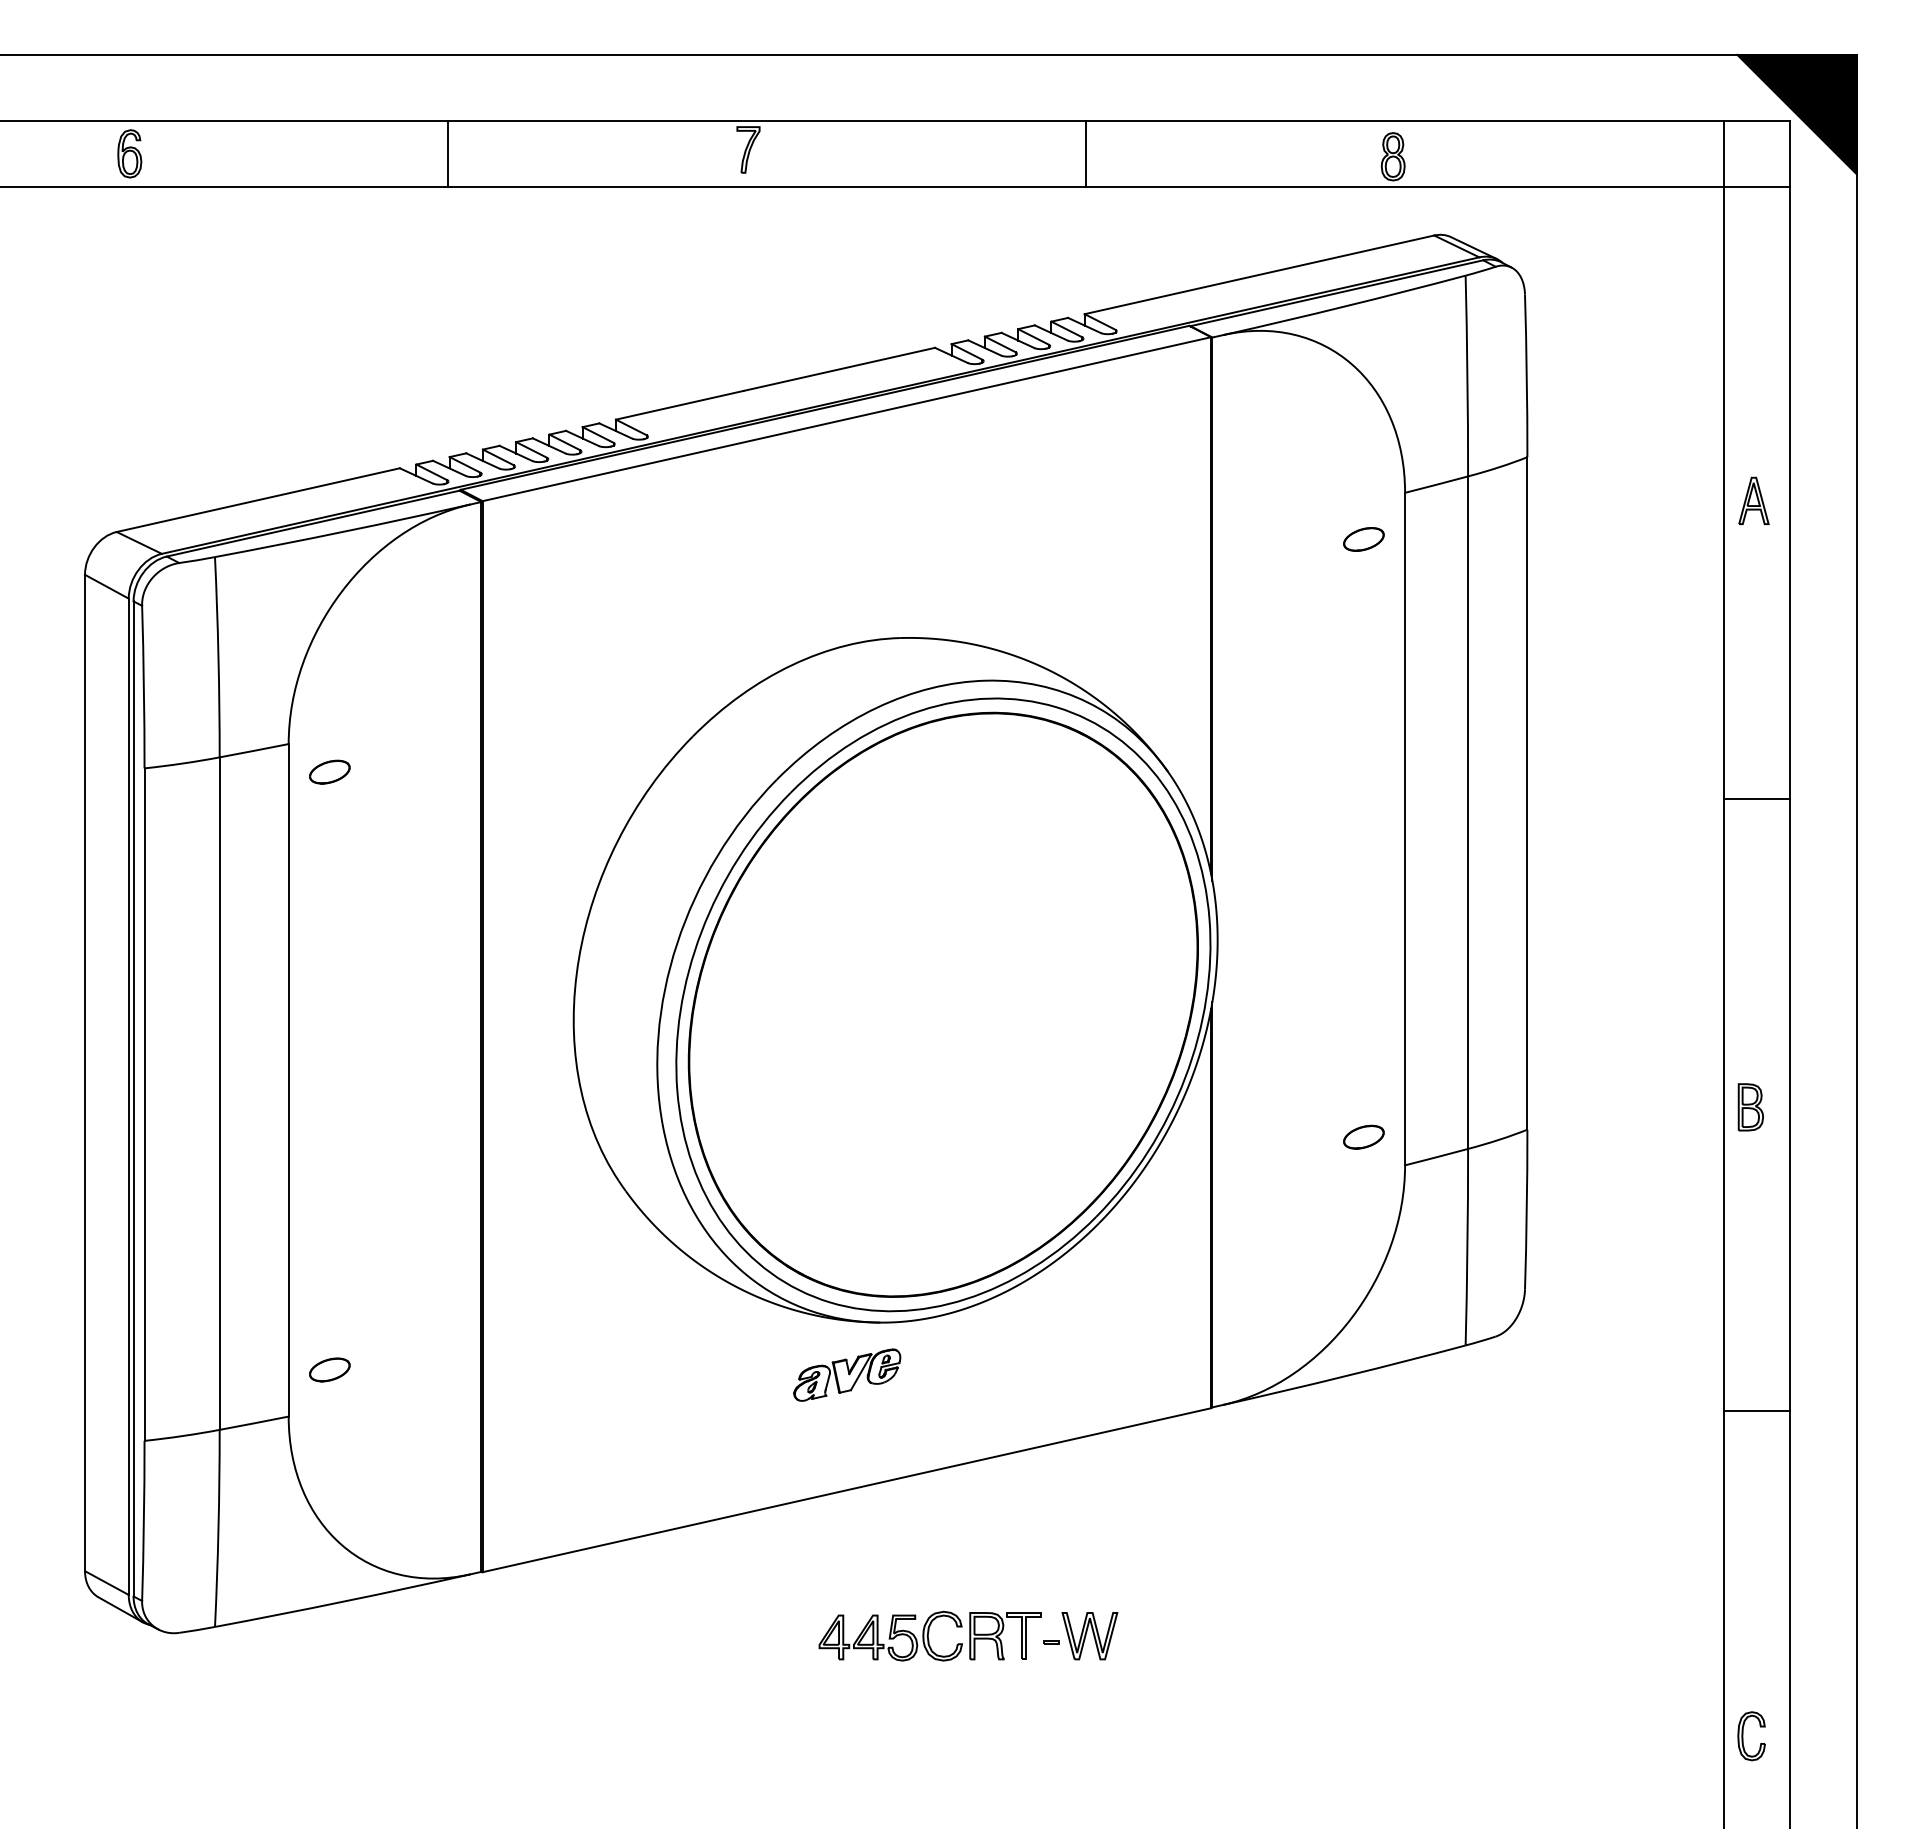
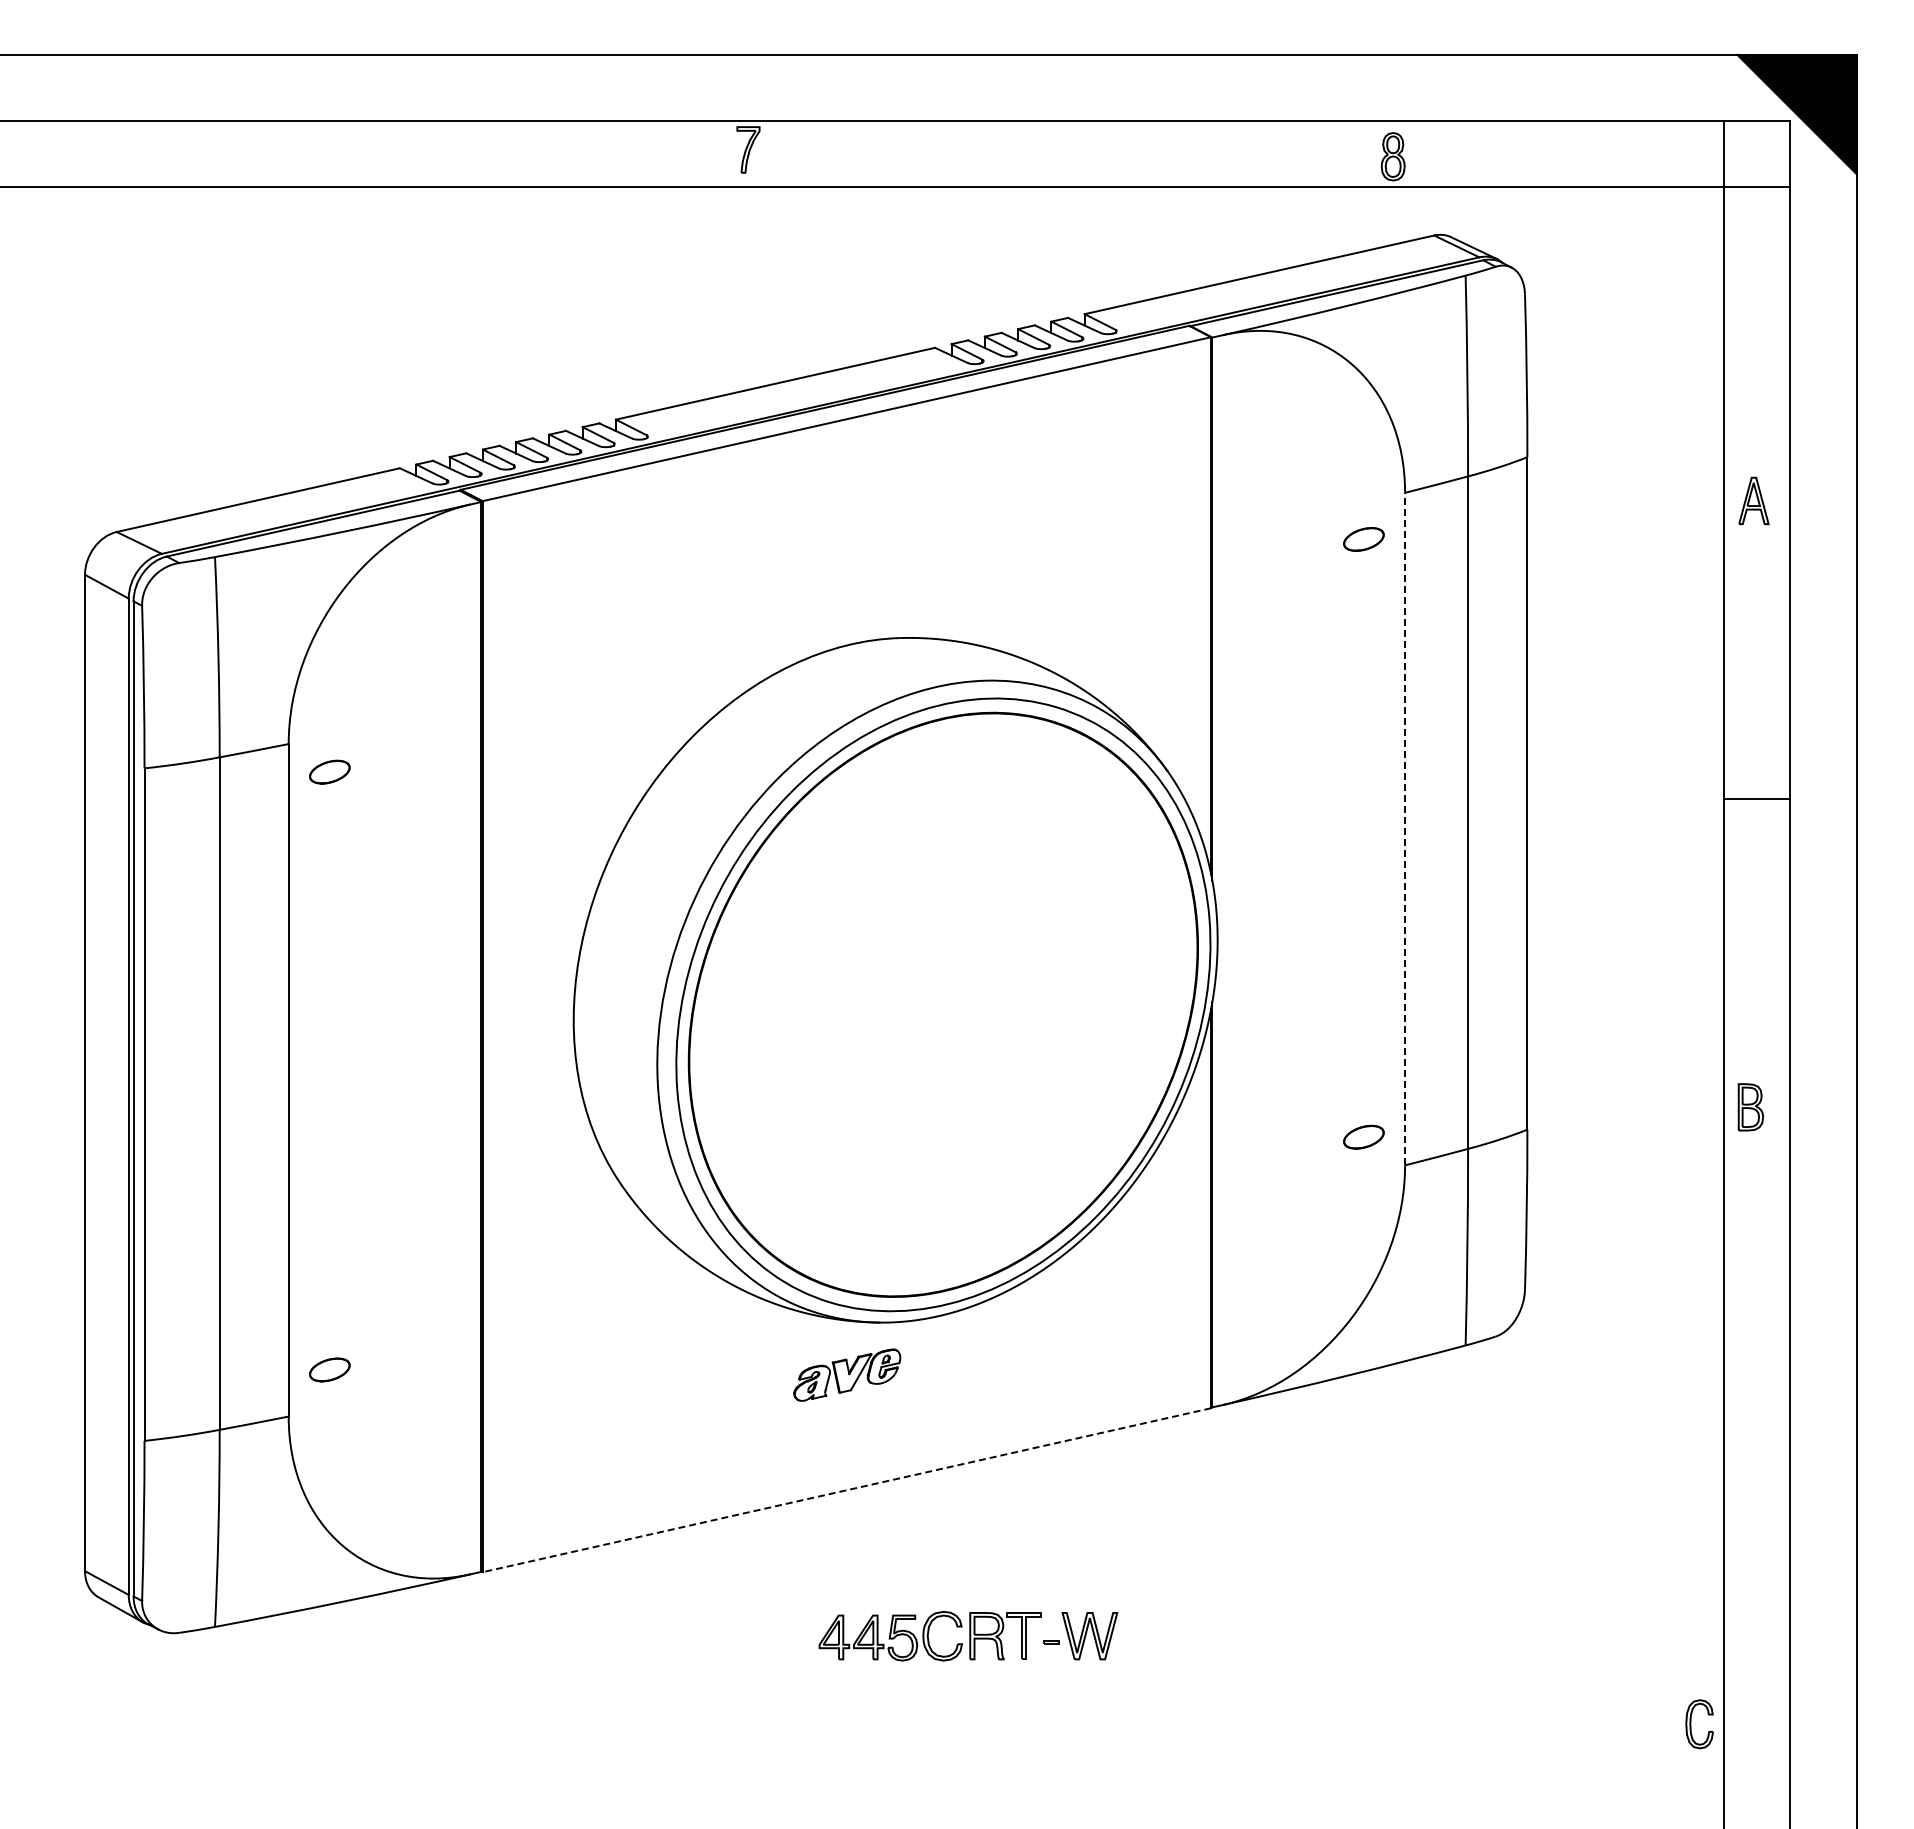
part: present -> none (129, 153)
line: present -> none (448, 154)
line: present -> none (1086, 154)
line: solid -> dashed (1405, 828)
line: present -> none (1757, 1411)
line: solid -> dashed (846, 1490)
part position: (1743, 1736) -> (1691, 1724) (1691, 1724)
